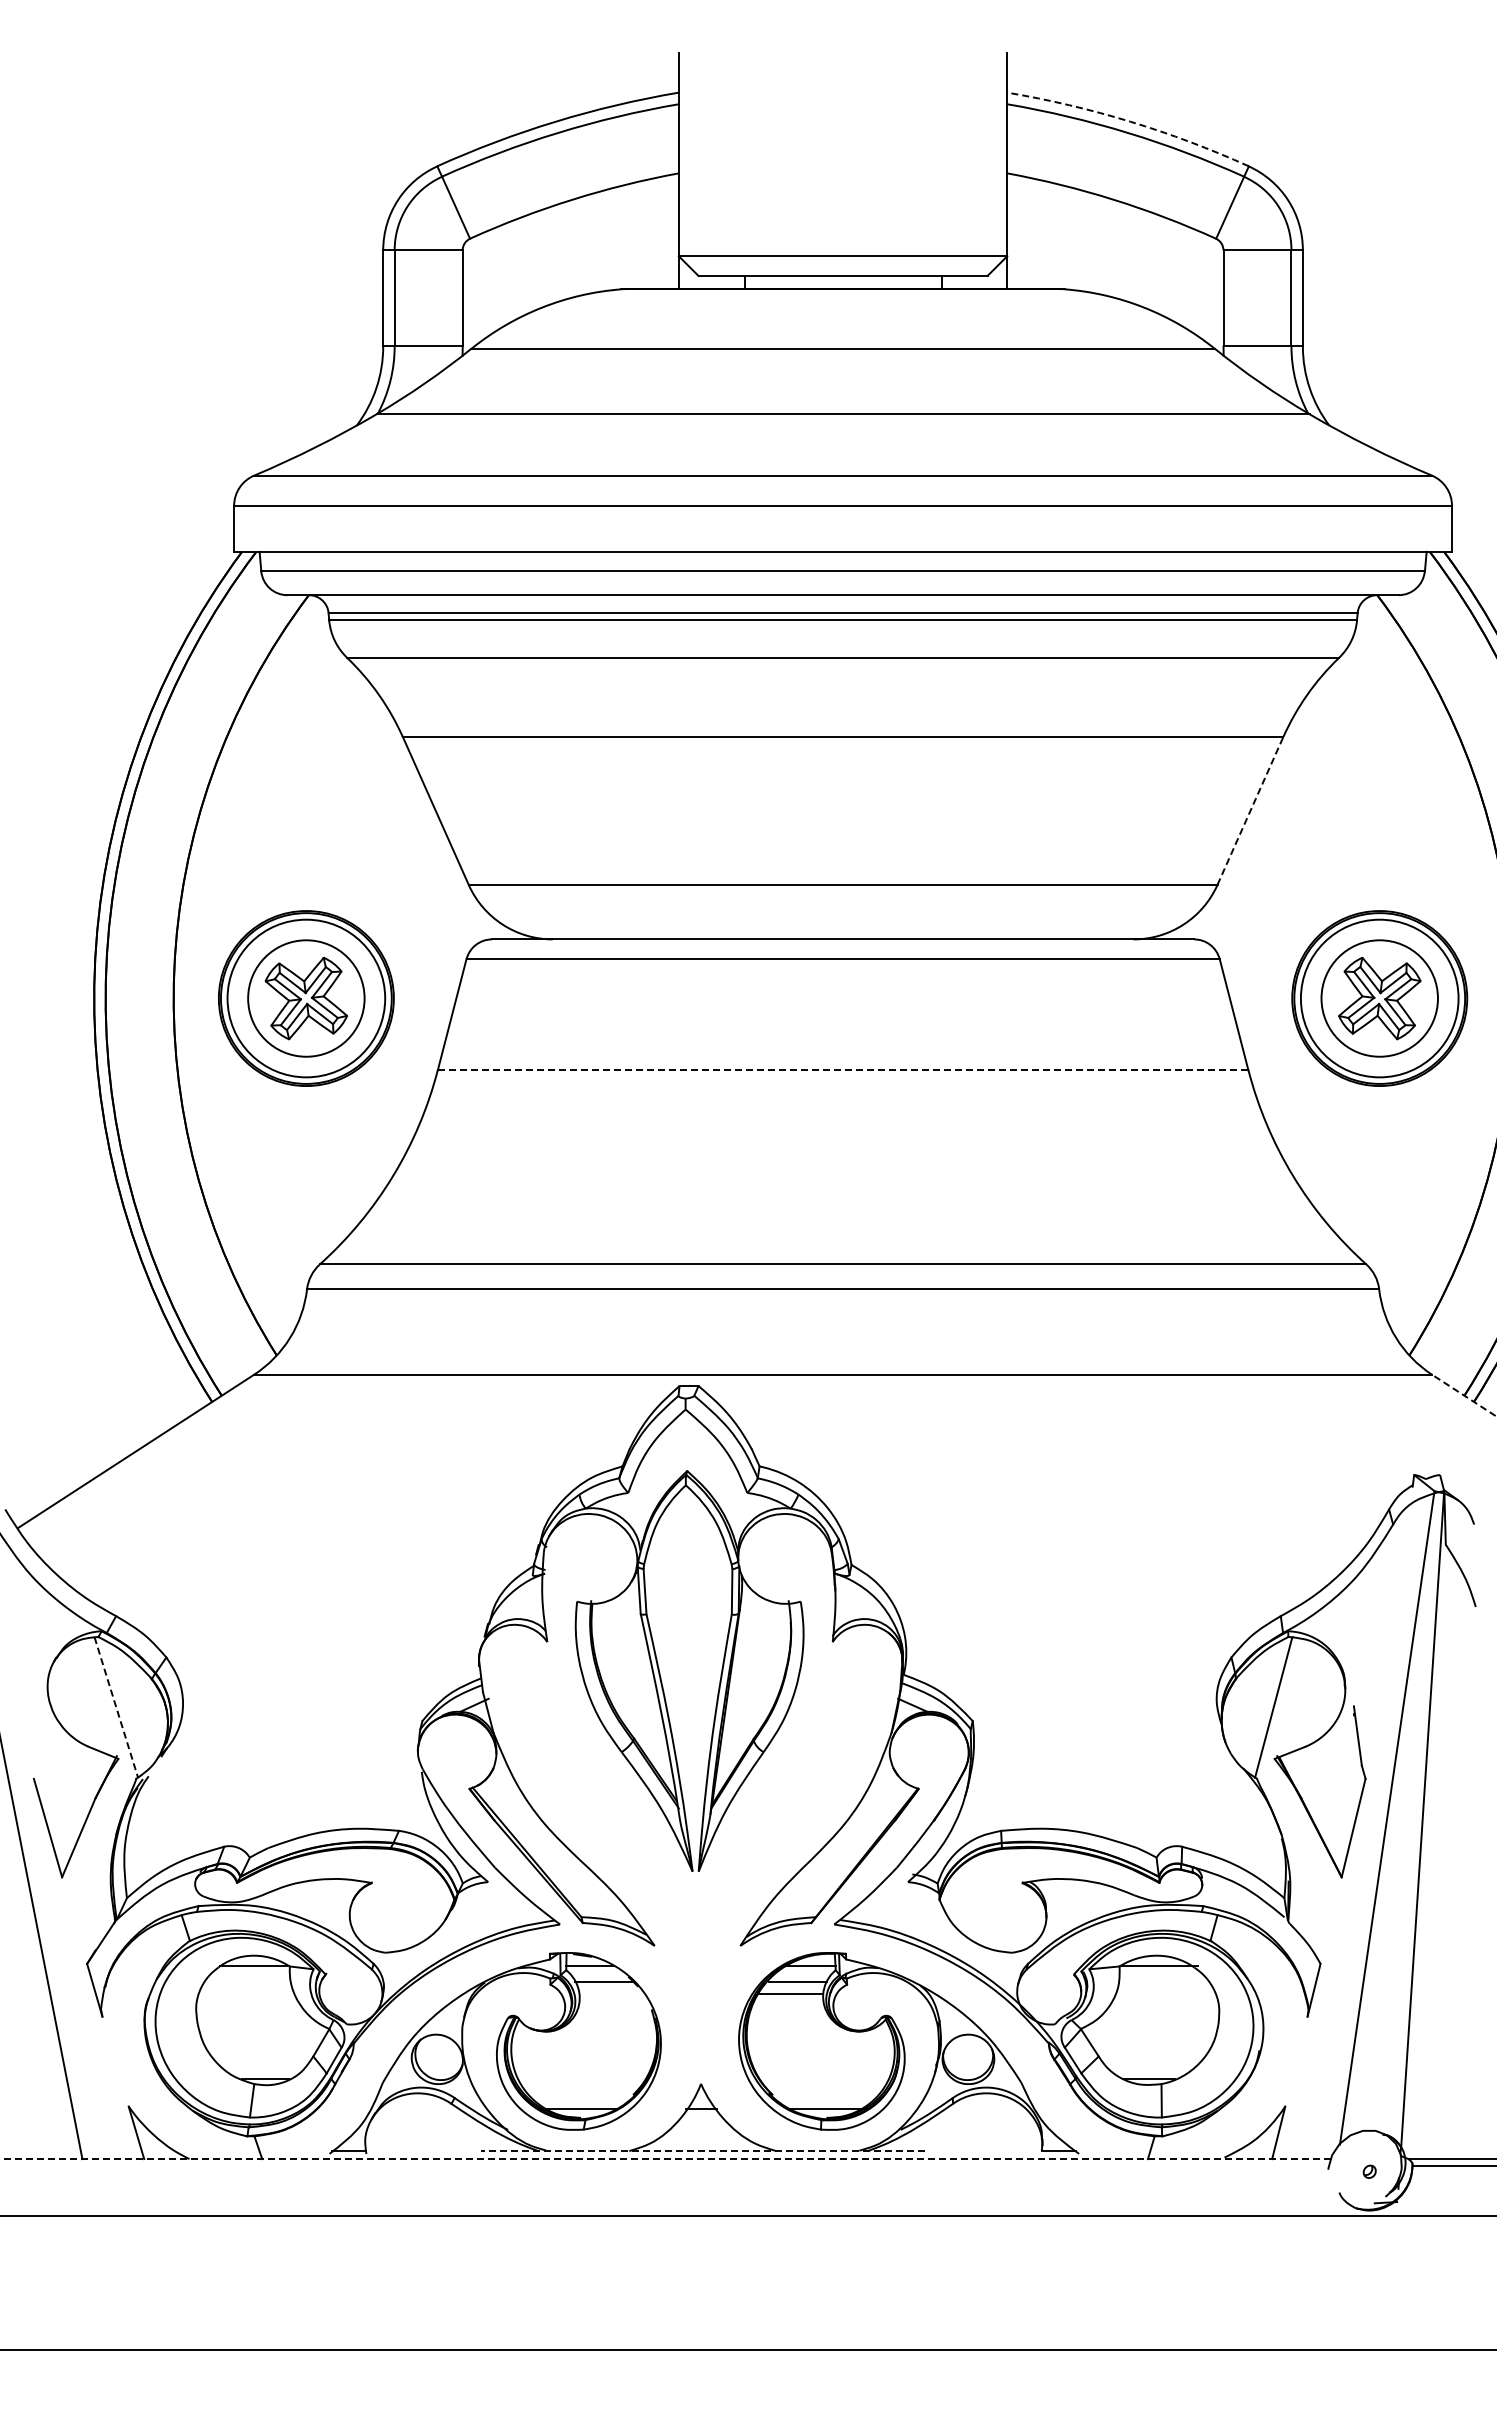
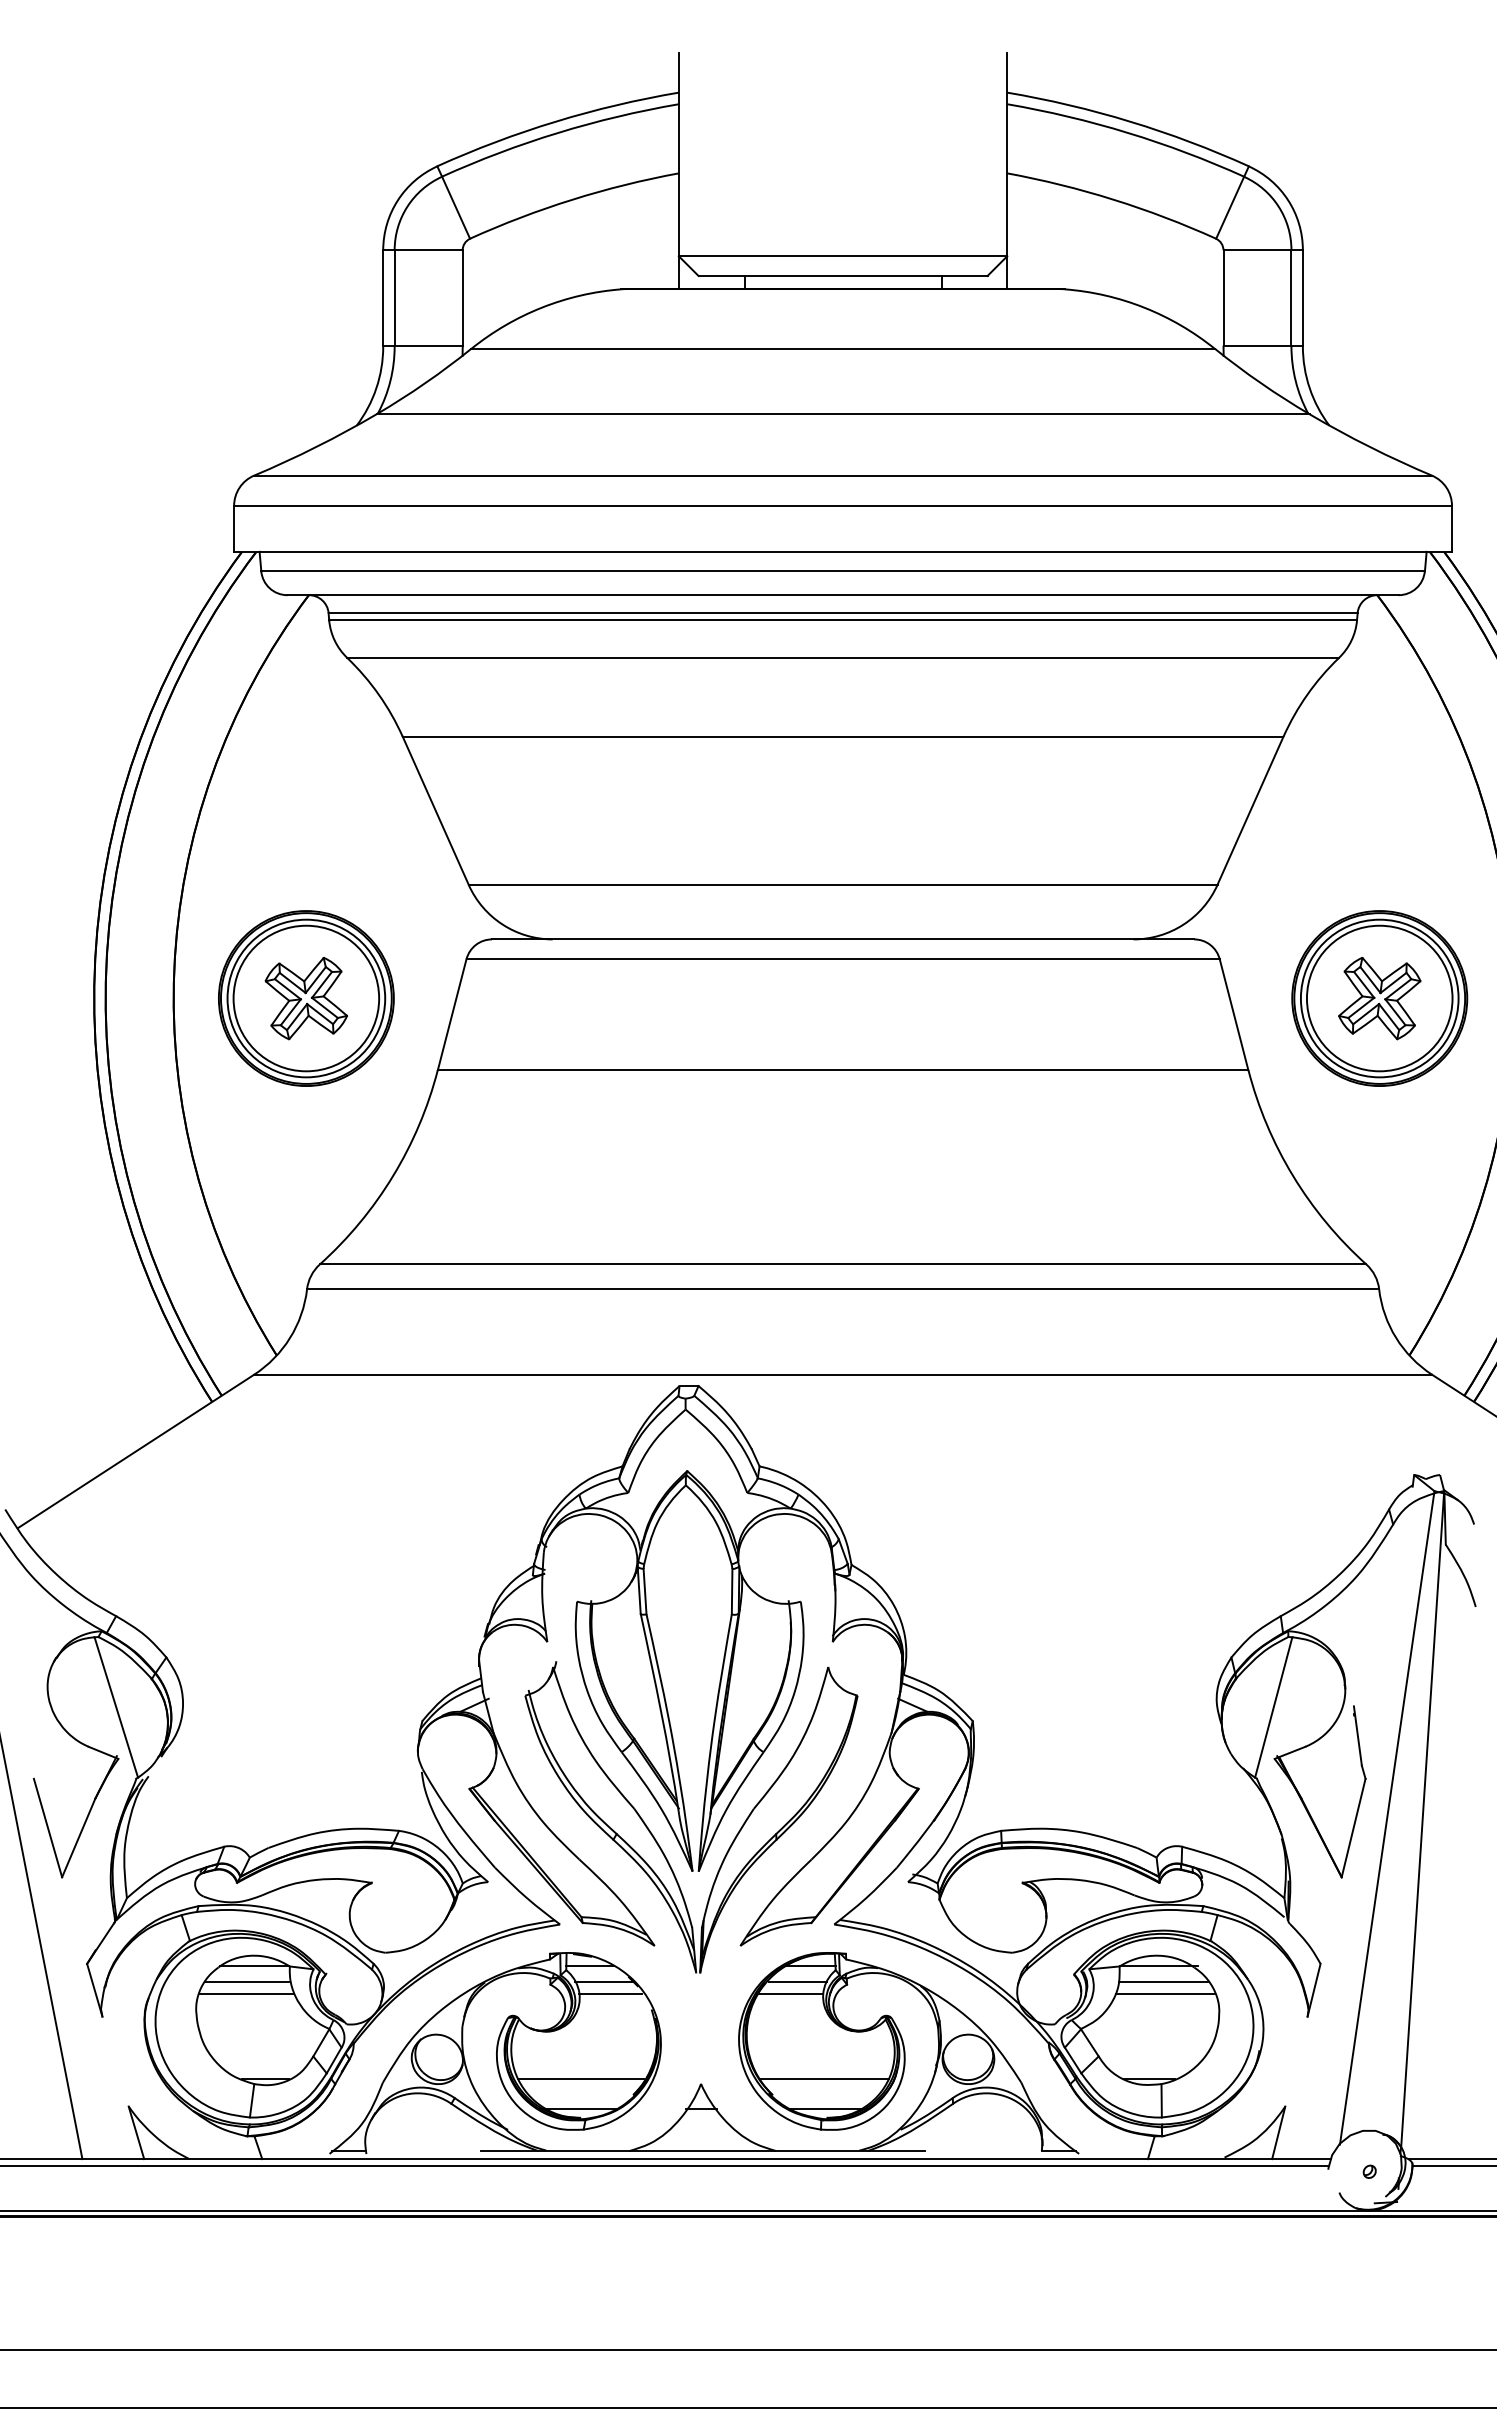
arc: dashed -> solid (1130, 121)
line: dashed -> solid (1250, 810)
circle diameter: 116 px -> 146 px (306, 998)
circle diameter: 116 px -> 146 px (1379, 998)
line: dashed -> solid (842, 1070)
line: dashed -> solid (1464, 1395)
line: dashed -> solid (116, 1707)
part: none -> present (656, 1839)
line: none -> present (247, 1981)
line: none -> present (1163, 1981)
line: none -> present (245, 1993)
line: none -> present (610, 1993)
line: none -> present (1164, 1993)
line: none -> present (581, 2079)
line: none -> present (824, 2079)
line: dashed -> solid (703, 2151)
line: dashed -> solid (665, 2159)
line: none -> present (665, 2165)
line: none -> present (747, 2210)
line: none -> present (747, 2216)
line: none -> present (747, 2408)
